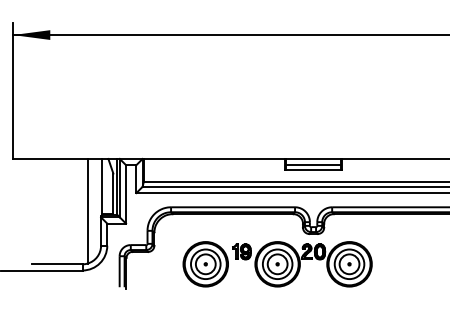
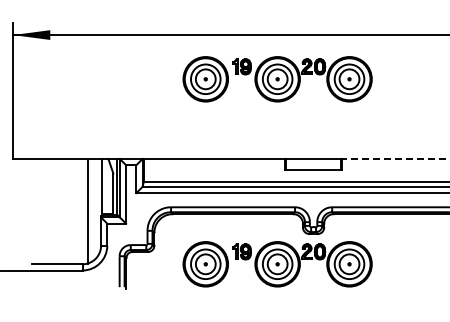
part: none -> present (277, 79)
line: solid -> dashed (395, 158)
line: present -> none (313, 165)
